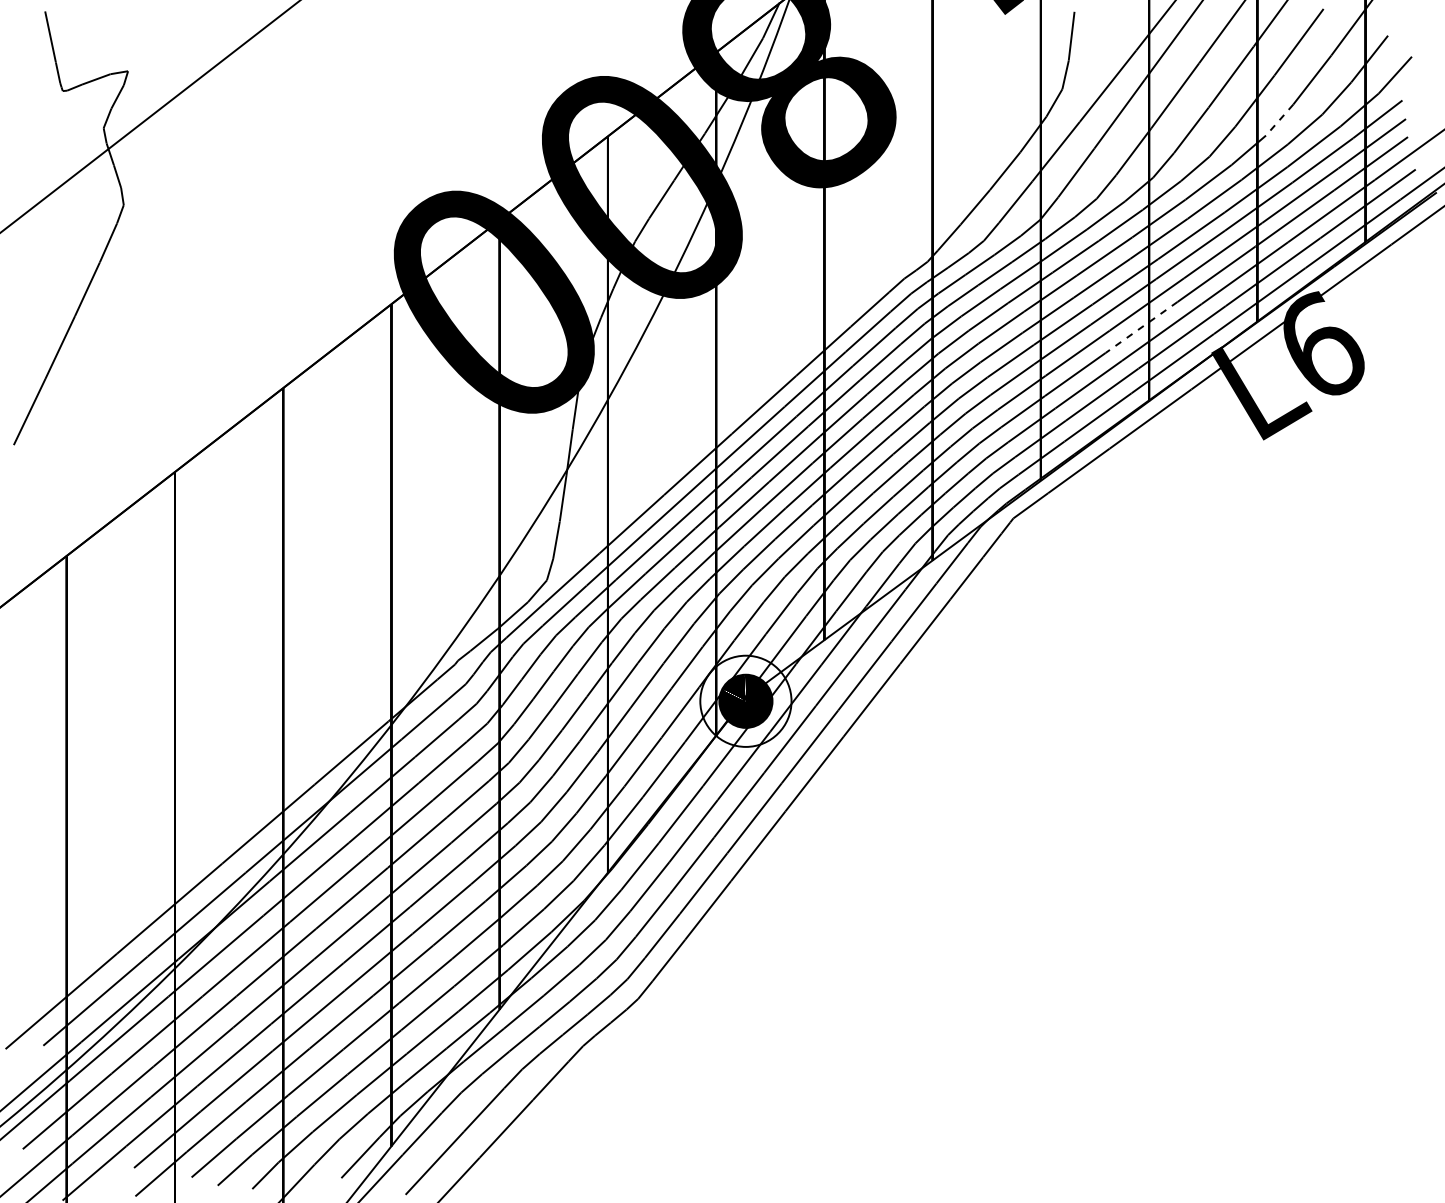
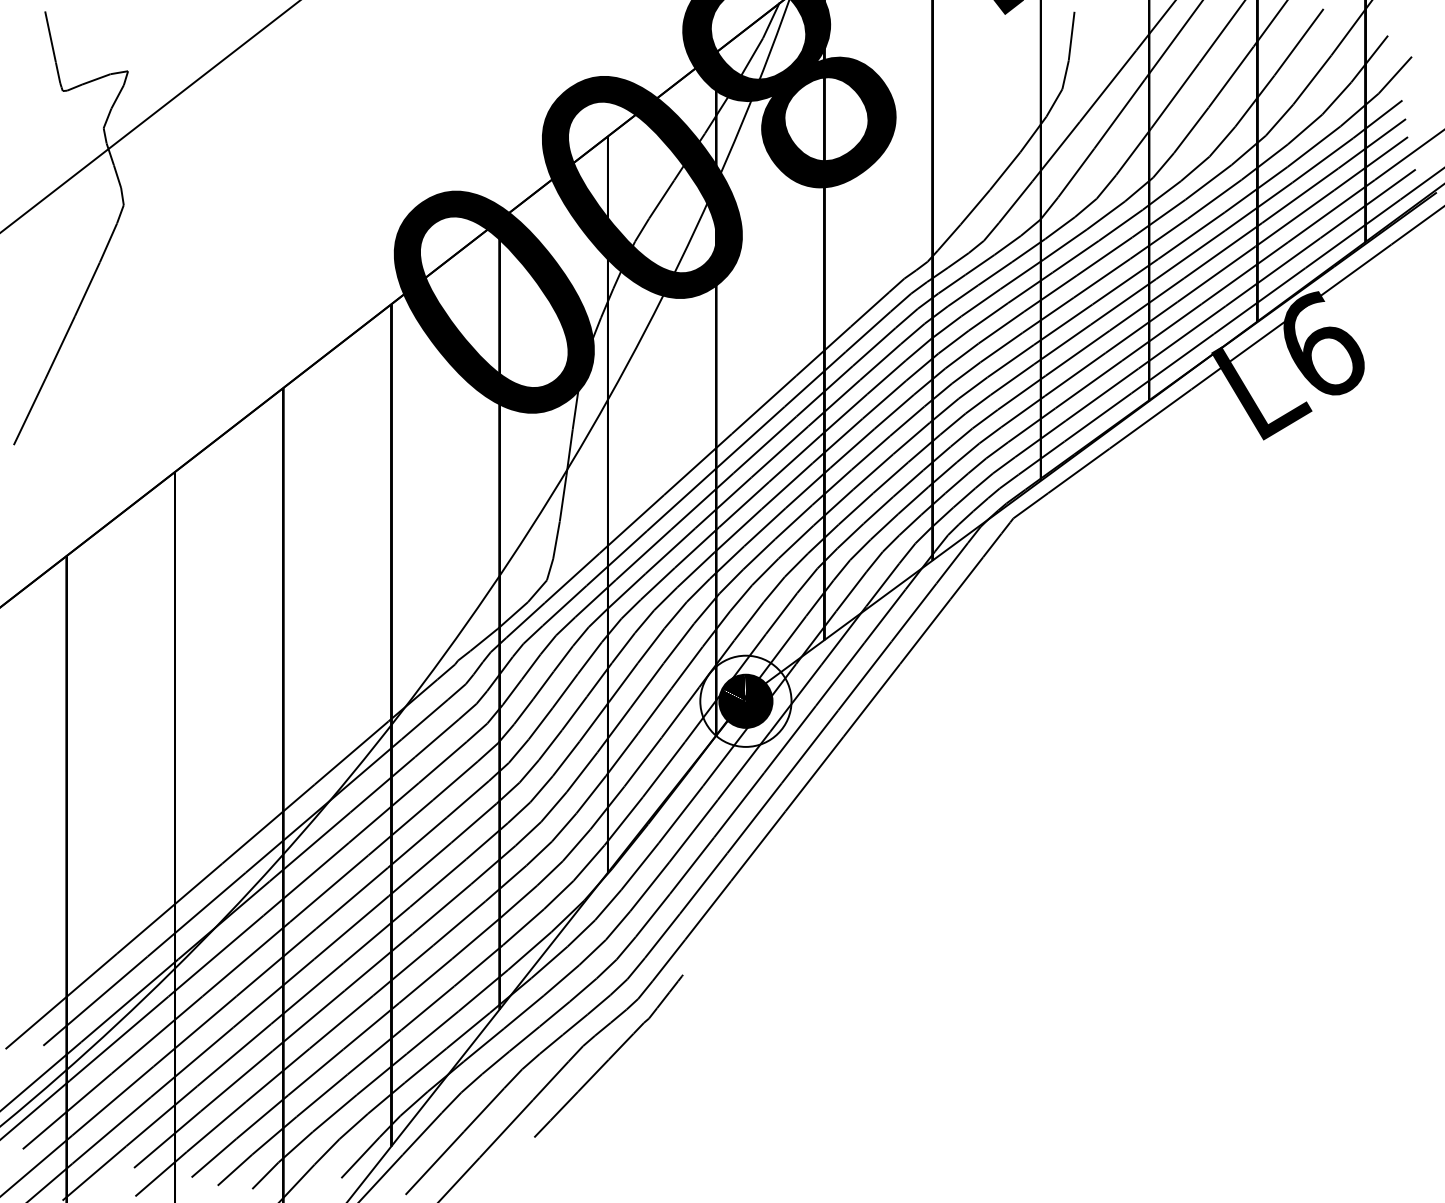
line: dashed -> solid (1279, 120)
line: dashed -> solid (1141, 327)
part: none -> present (608, 1055)
